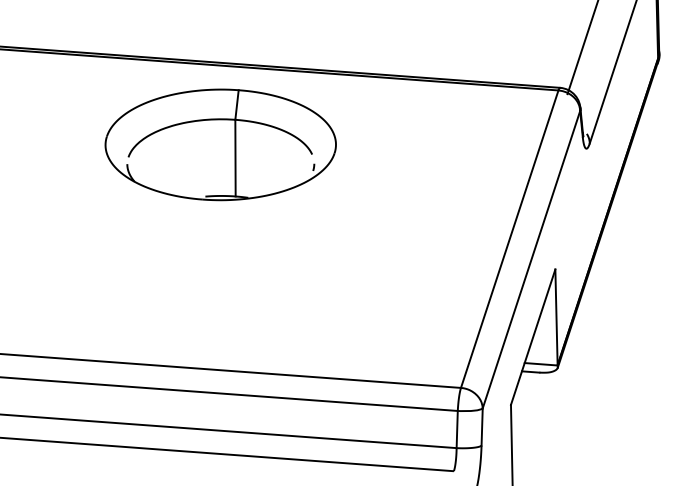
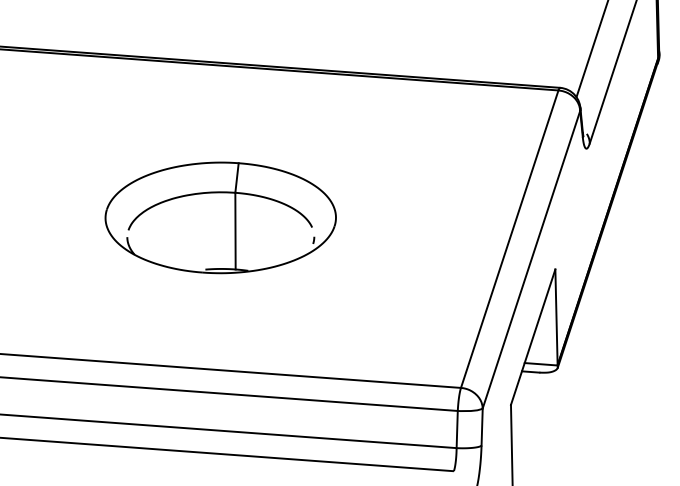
line position: (582, 48) -> (591, 49) (591, 49)
part position: (220, 144) -> (220, 217) (220, 217)
